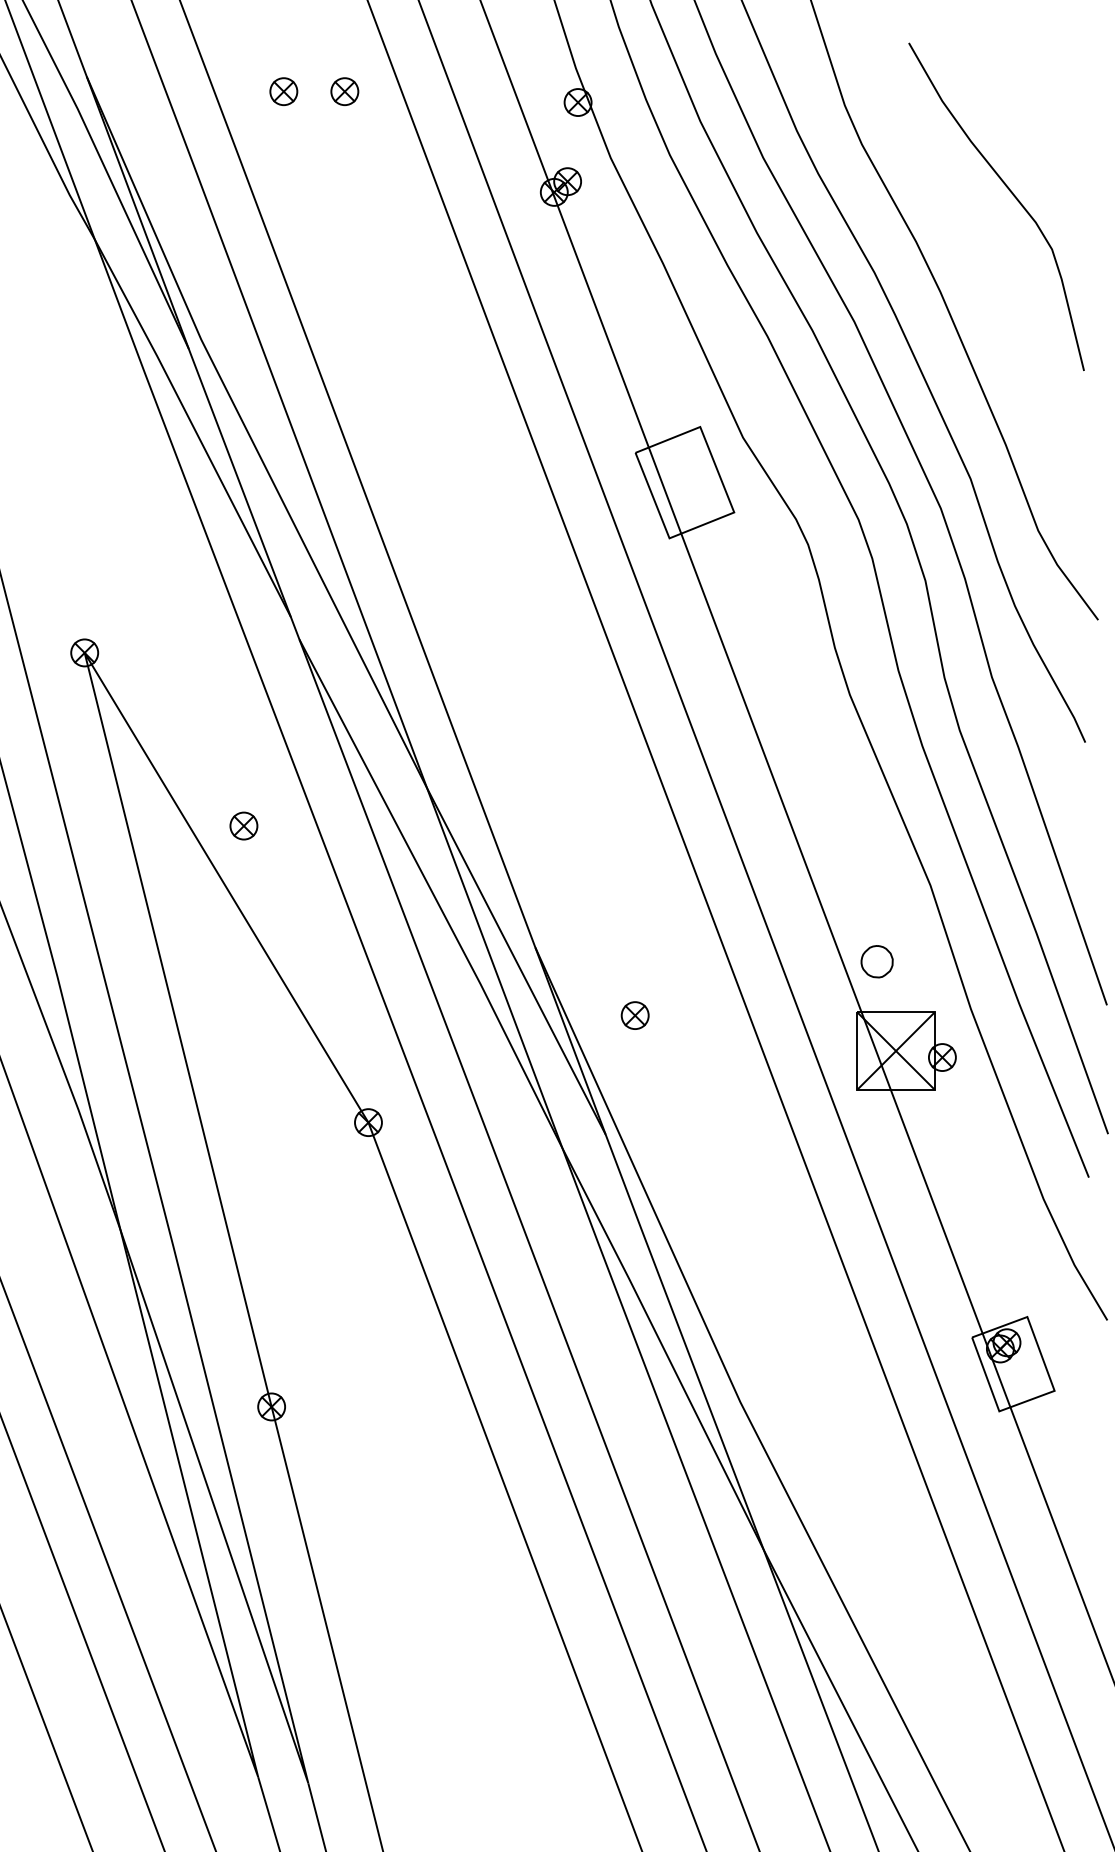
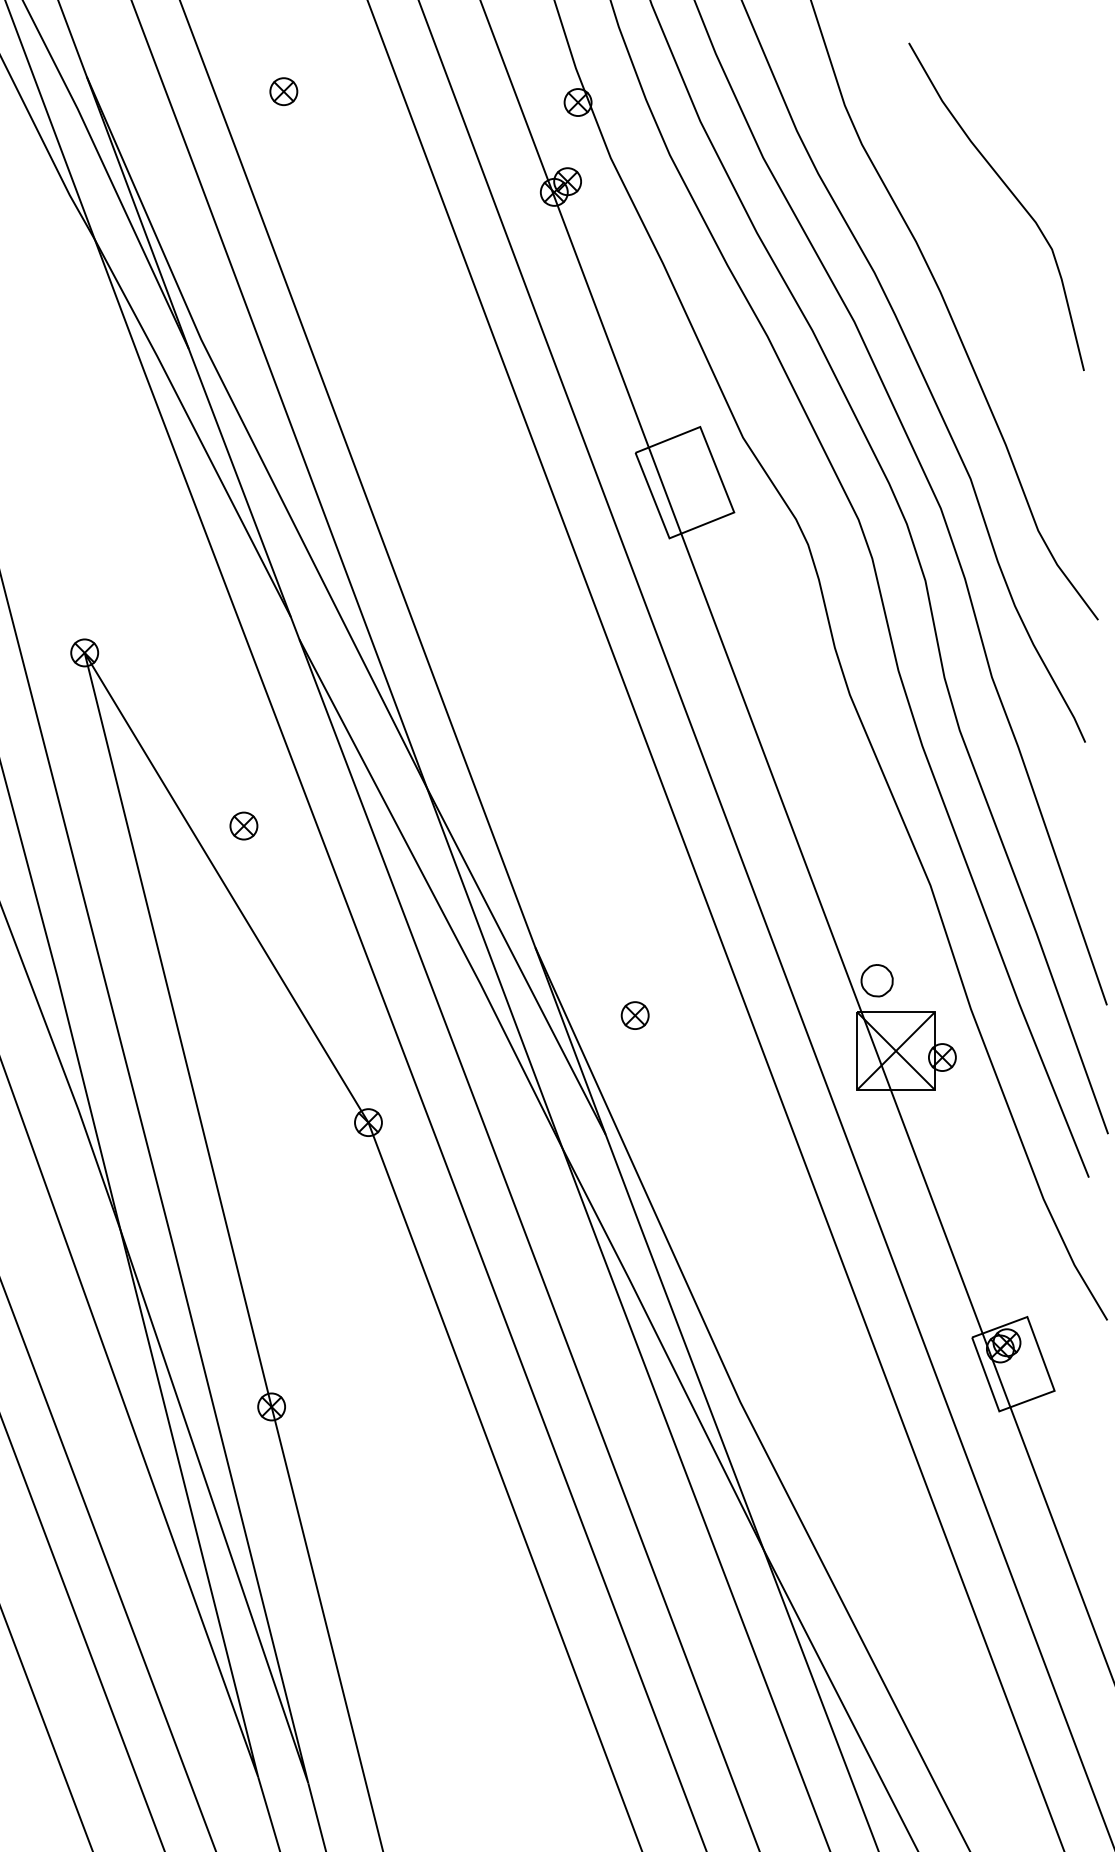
part: present -> none (344, 91)
part position: (876, 961) -> (876, 980) (876, 980)
